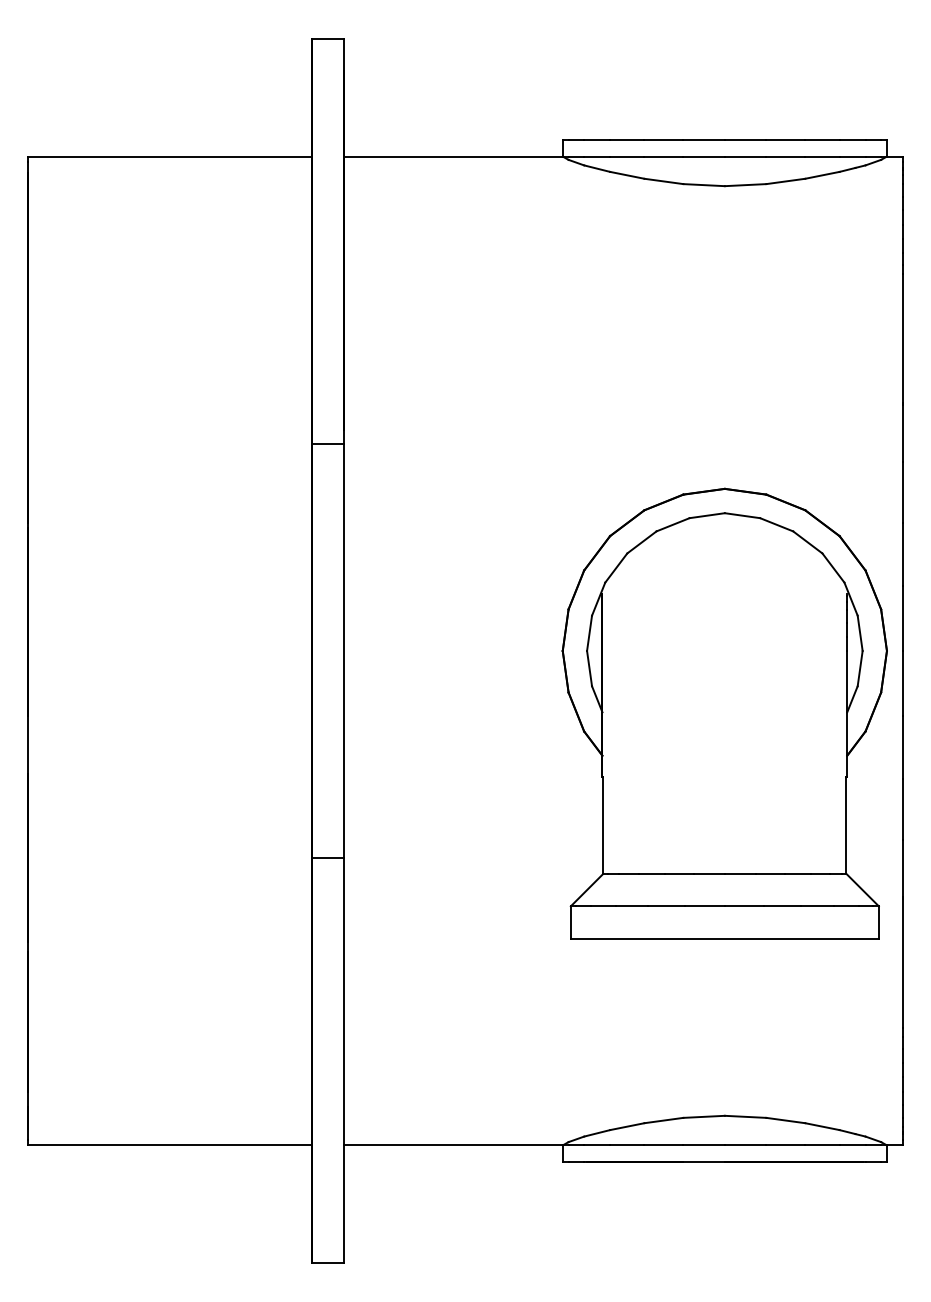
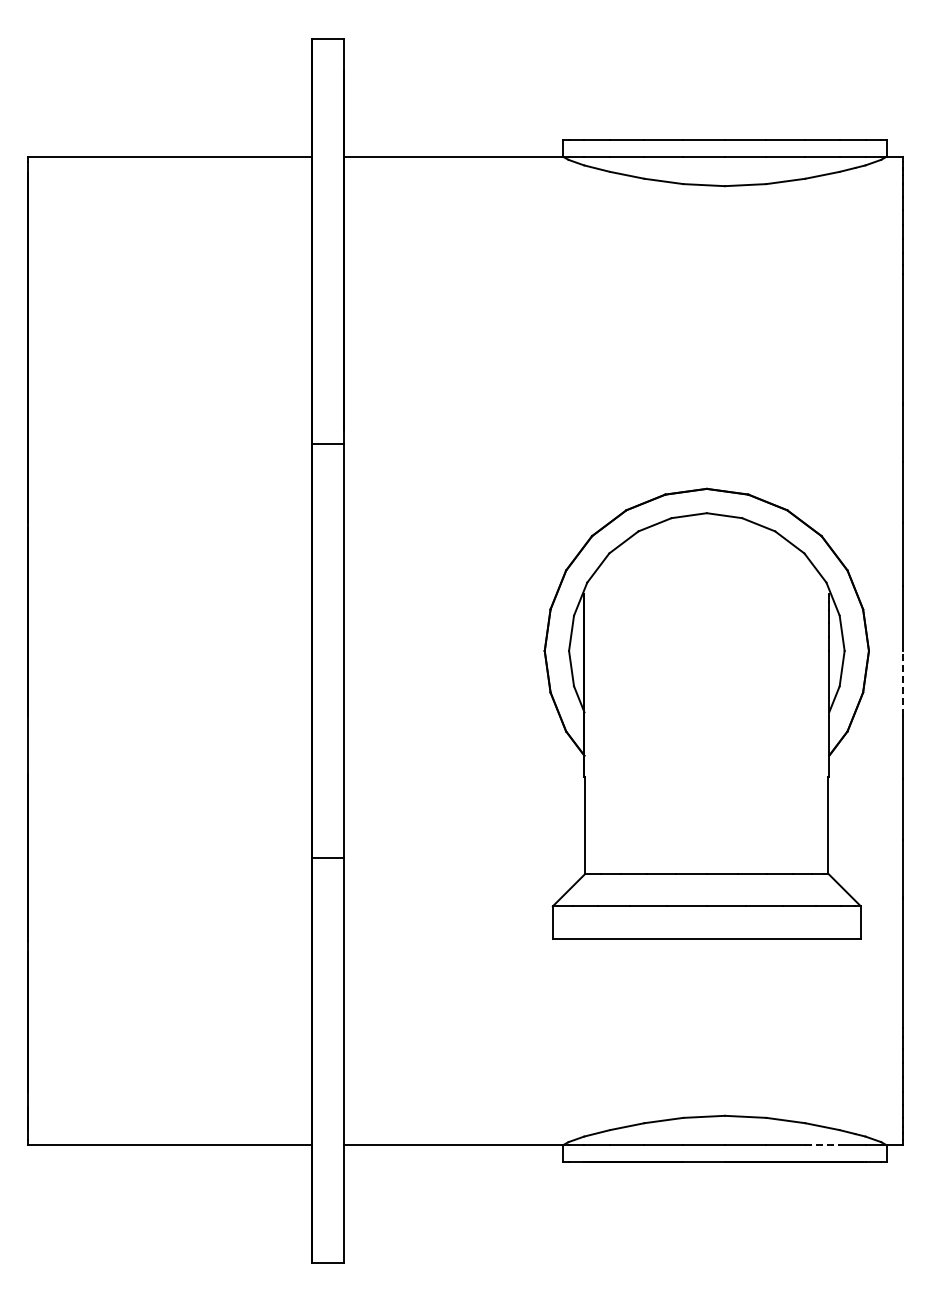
line: solid -> dashed (903, 682)
part position: (724, 713) -> (706, 713) (706, 713)
line: solid -> dashed (822, 1145)
